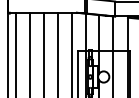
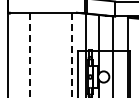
line: present -> none (15, 53)
line: present -> none (44, 53)
line: present -> none (58, 53)
line: solid -> dashed (29, 54)
line: solid -> dashed (72, 54)
